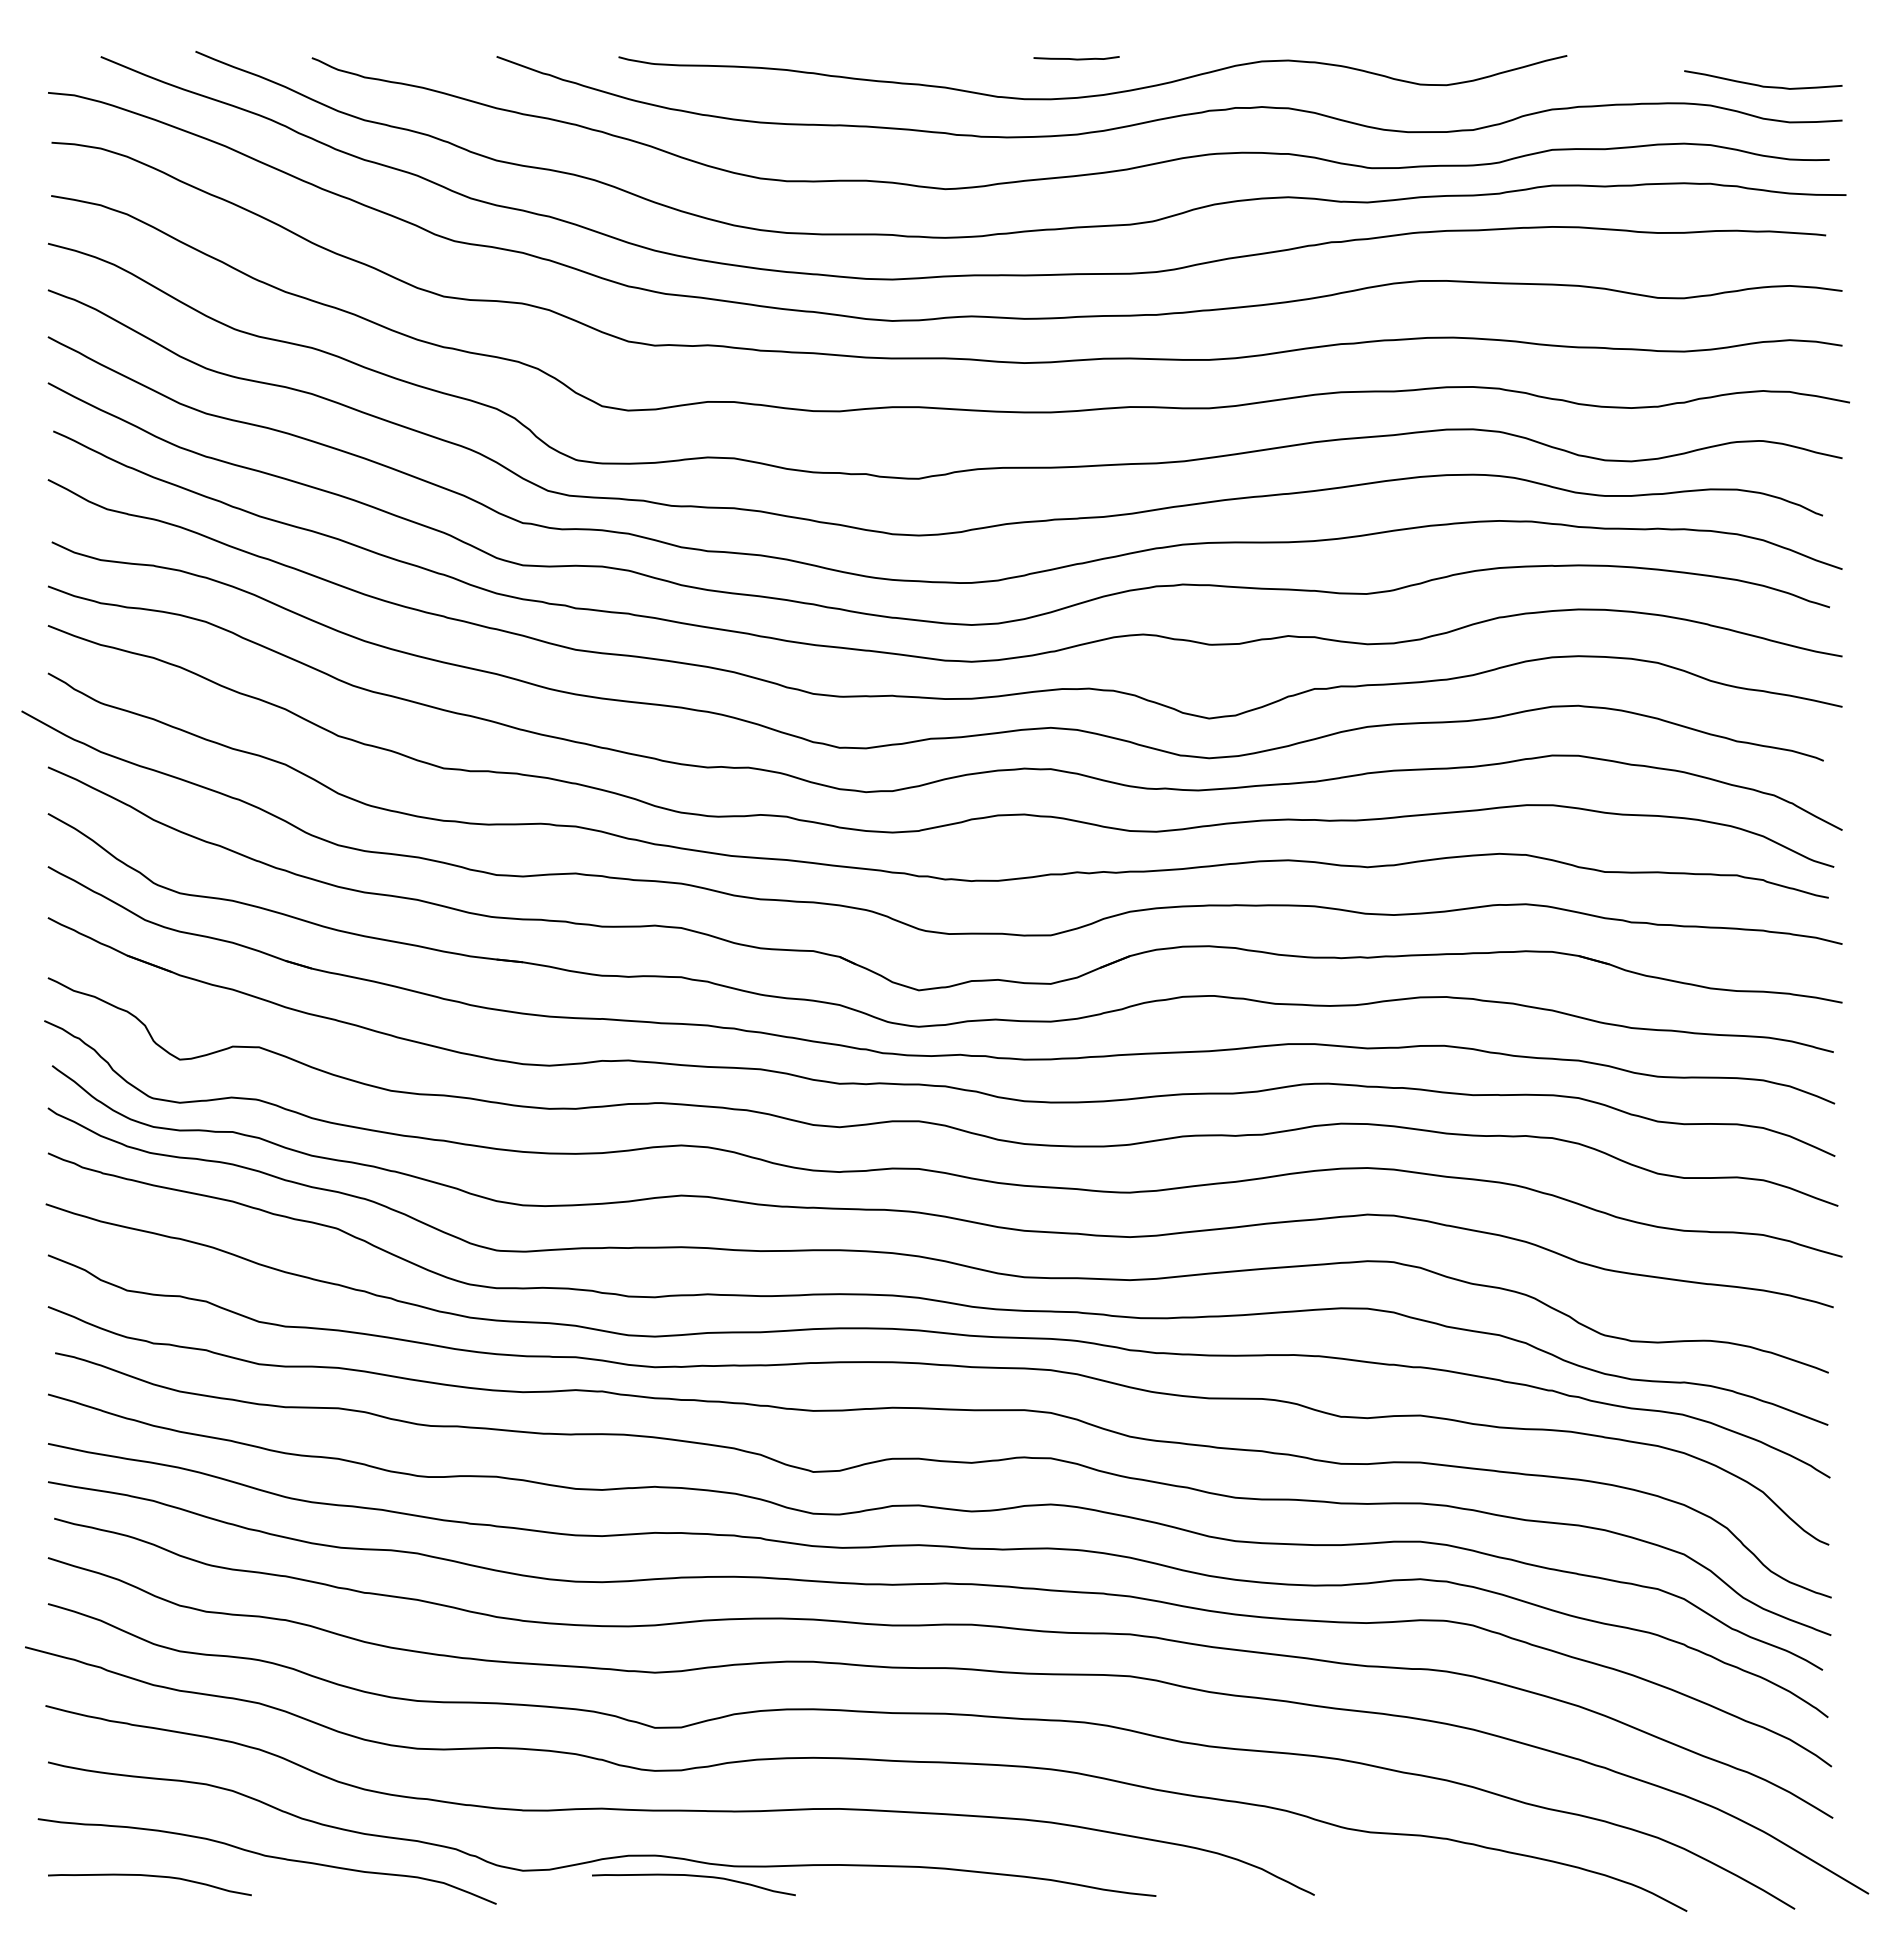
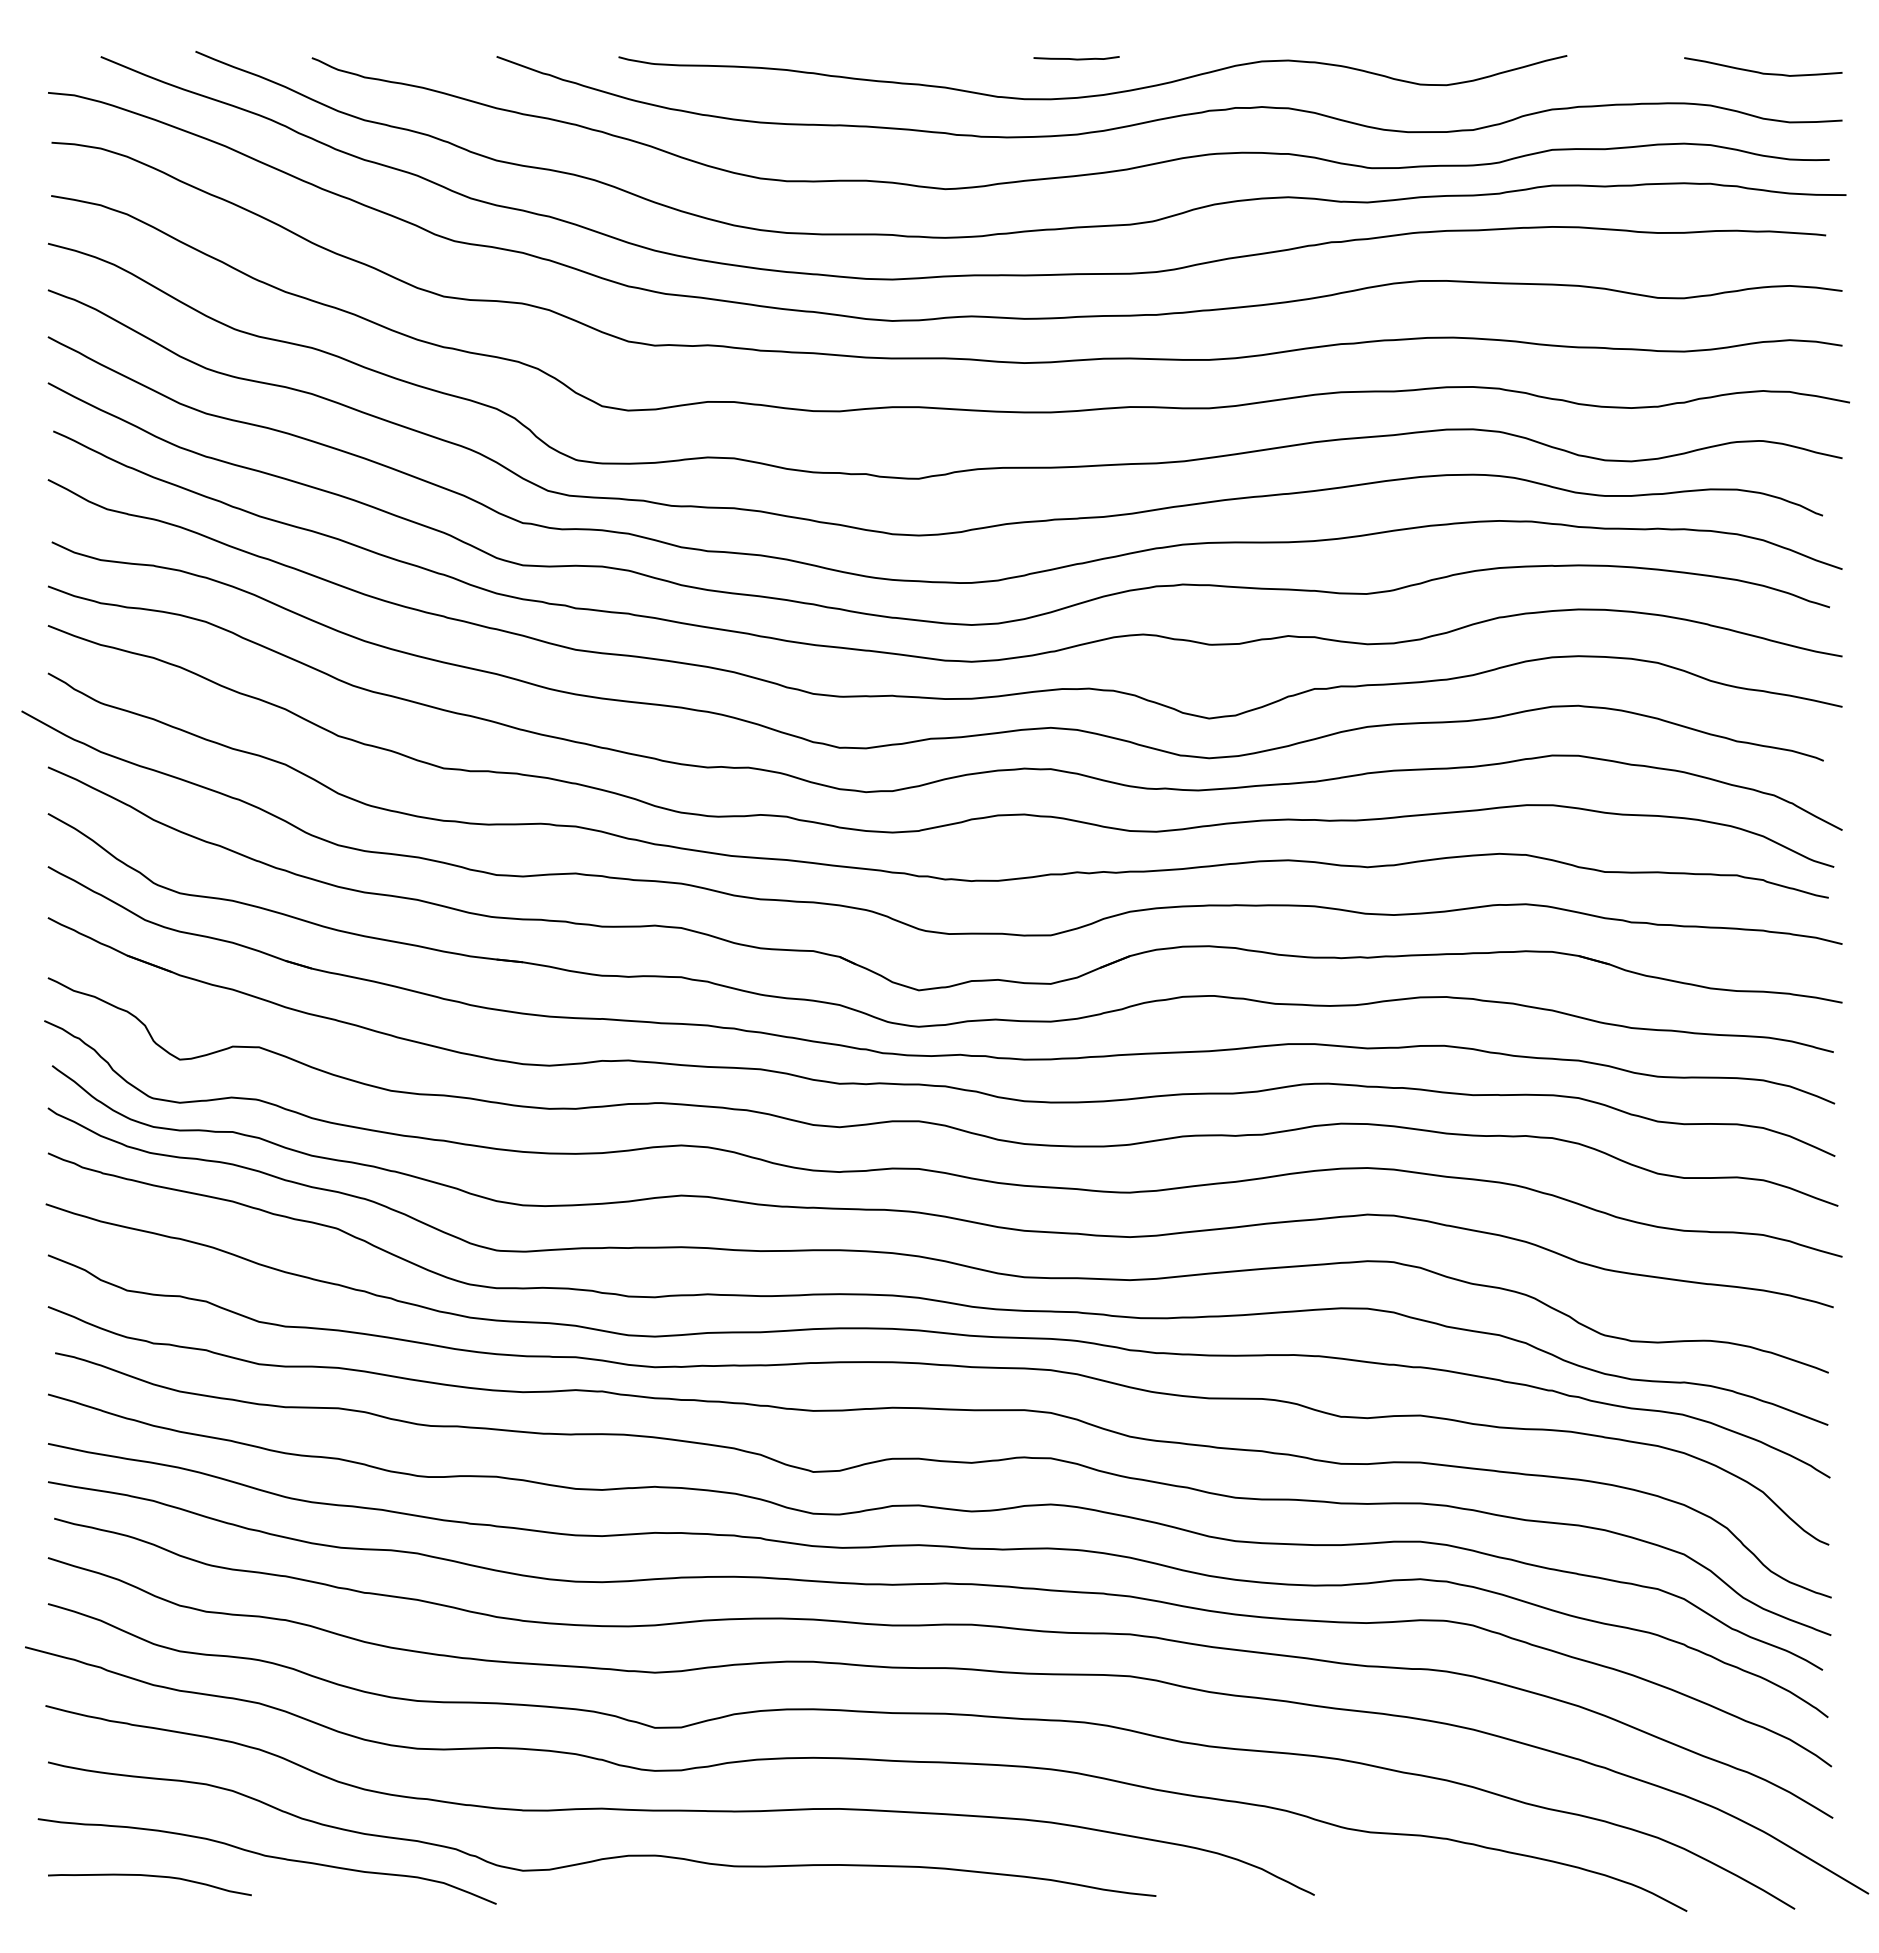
curve position: (1763, 85) -> (1763, 72) (1763, 72)
curve: present -> none (693, 1876)
